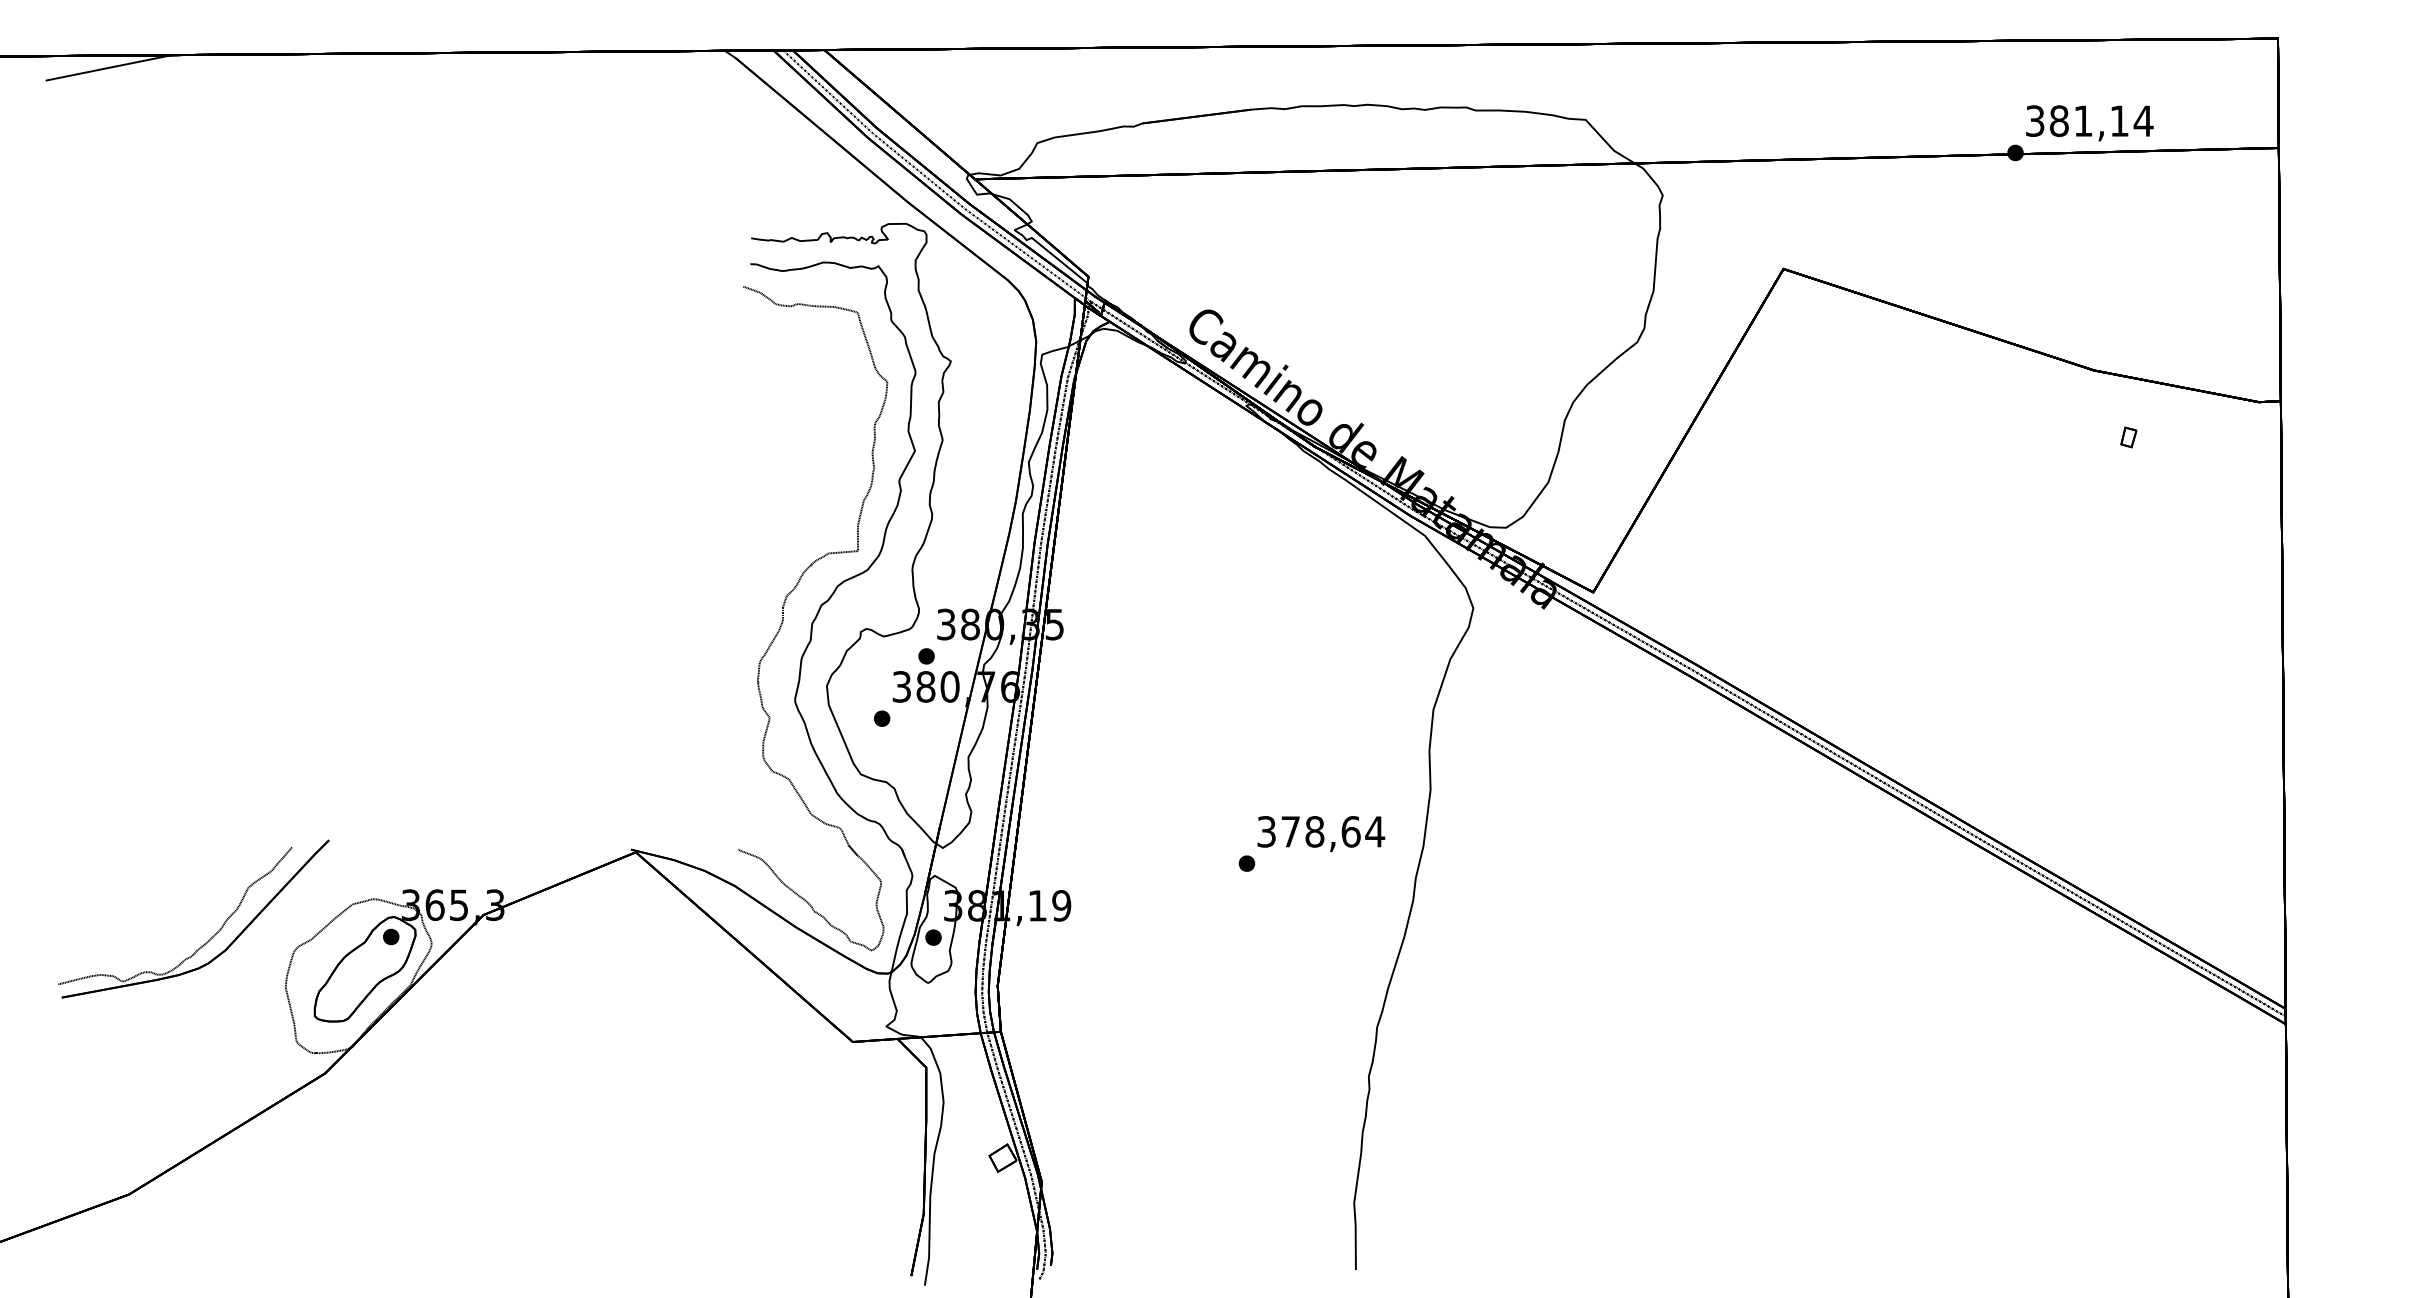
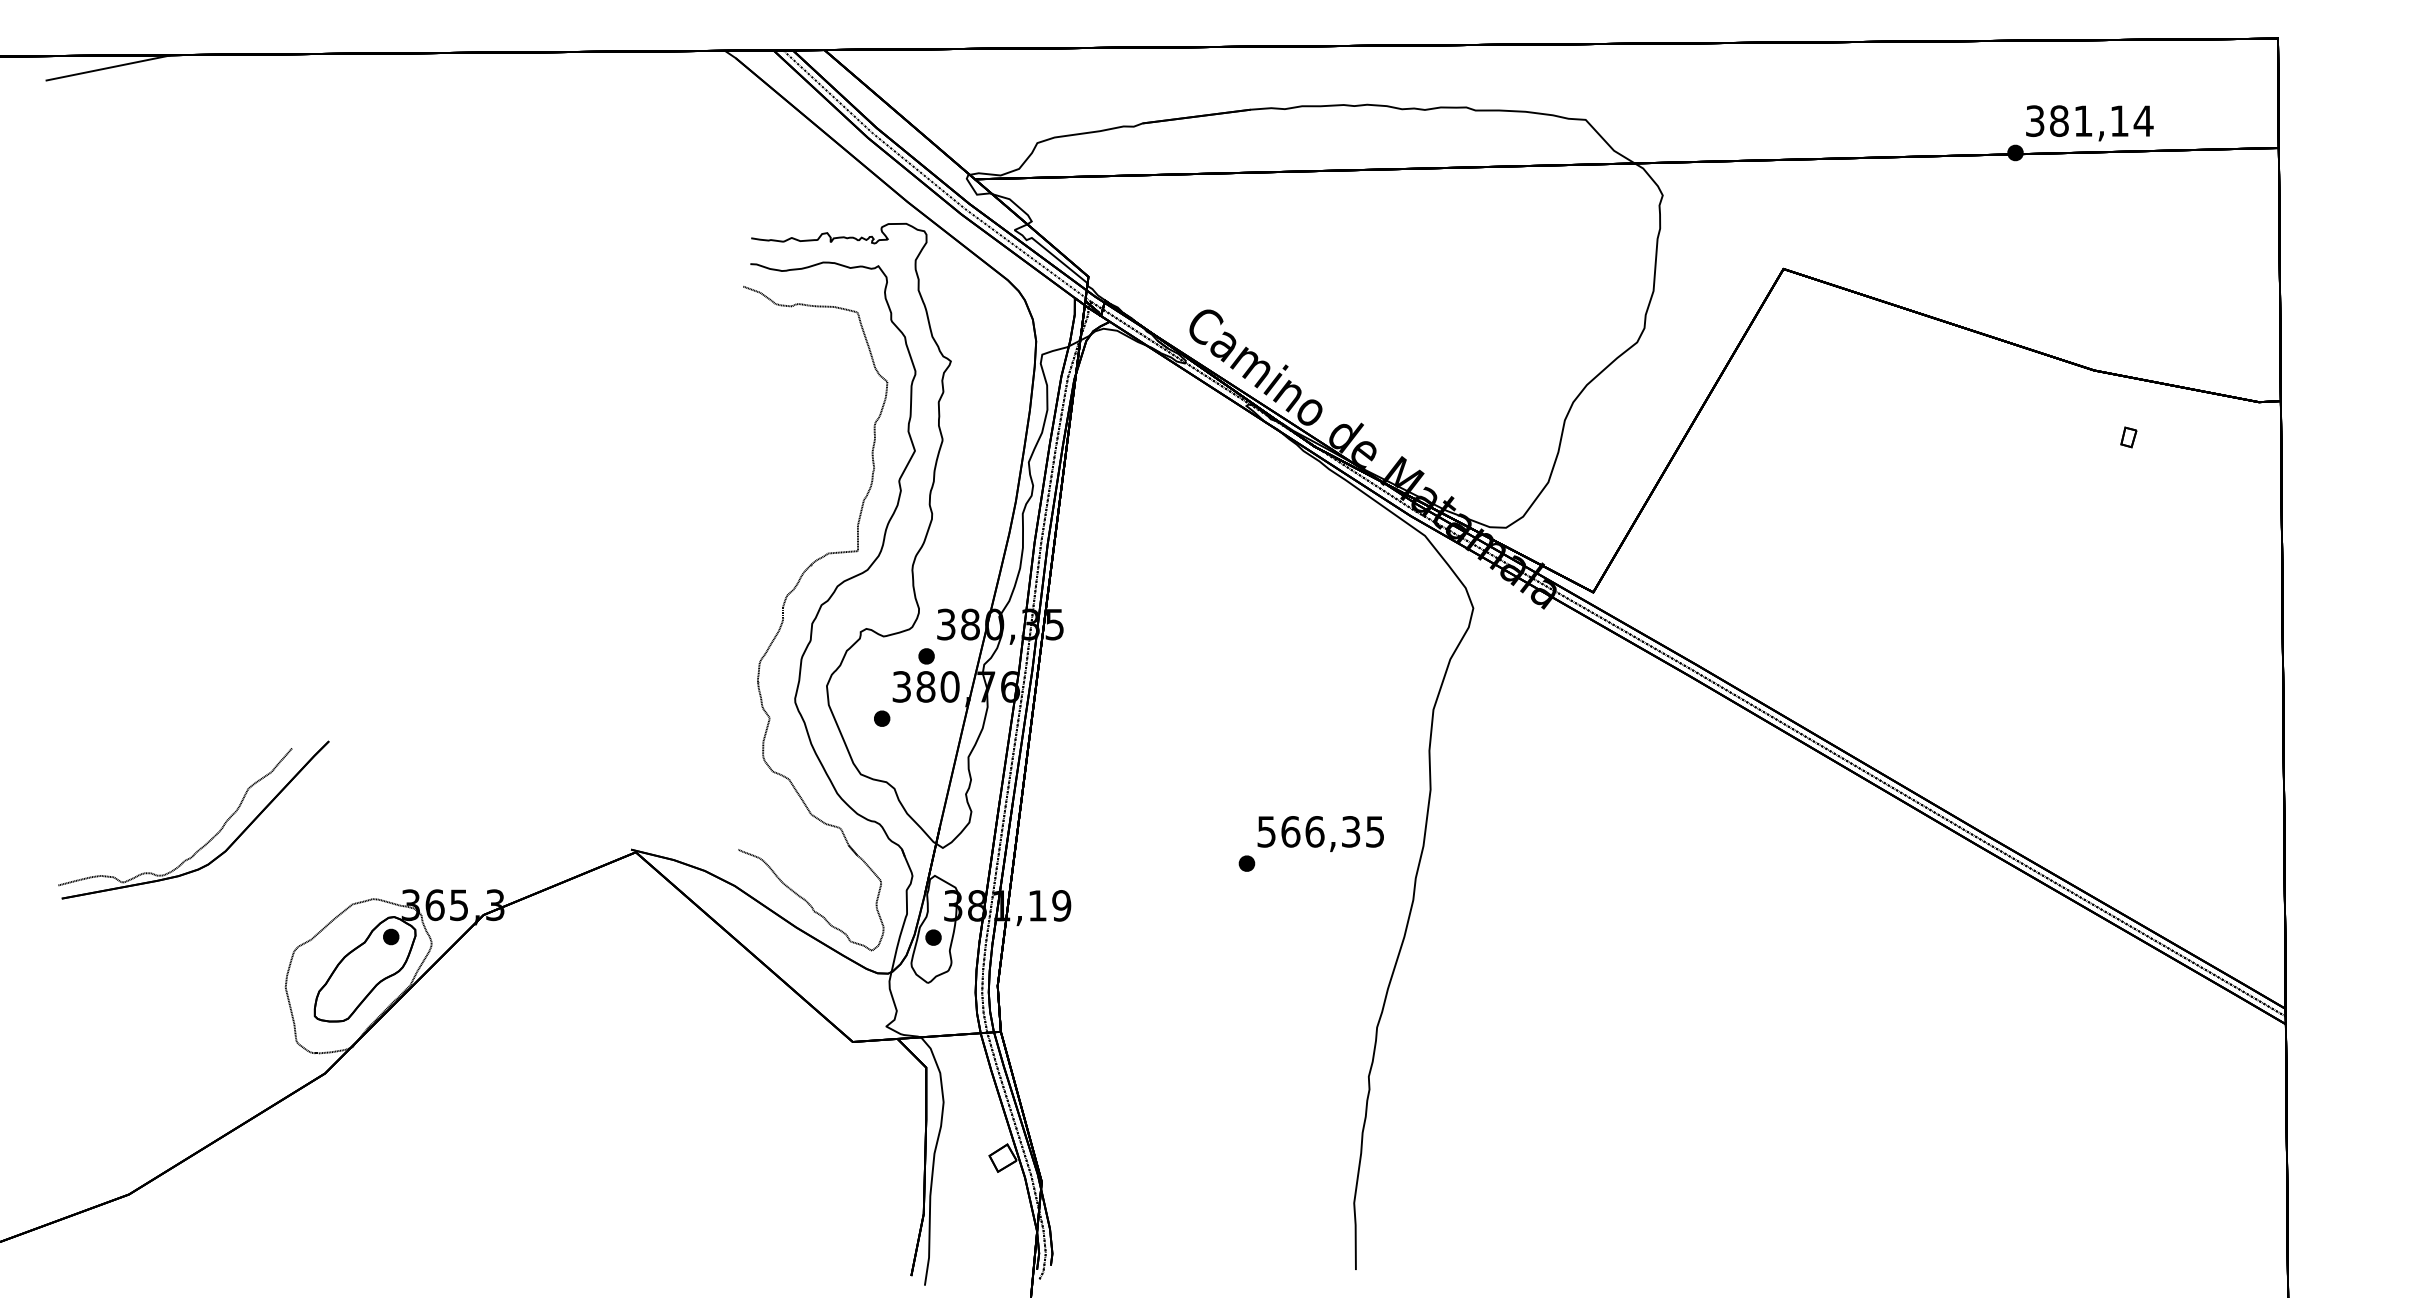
text: 378,64 -> 566,35 (1321, 831)
part position: (208, 939) -> (208, 840) (208, 840)
